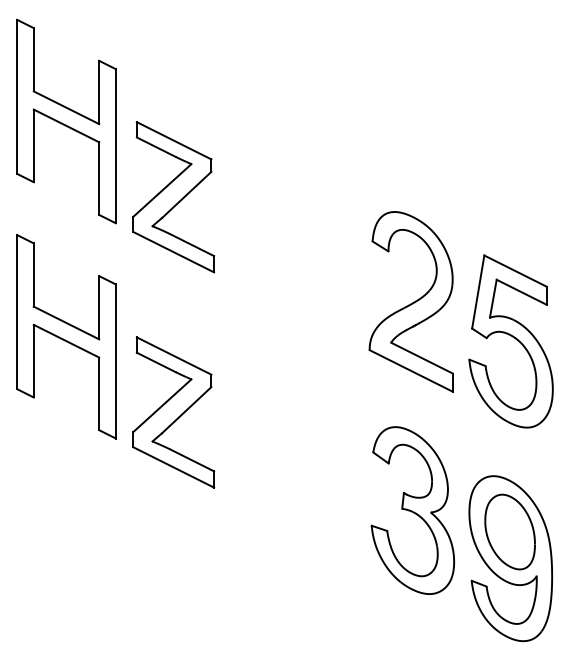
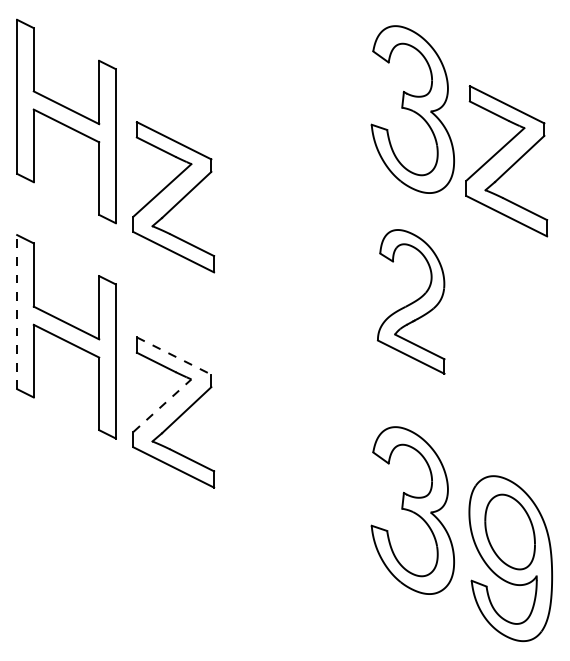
part: none -> present (412, 109)
part: none -> present (506, 161)
part size: 86x182 px -> 69x146 px (411, 301)
line: solid -> dashed (17, 311)
part: present -> none (510, 341)
line: solid -> dashed (174, 356)
line: solid -> dashed (162, 405)
